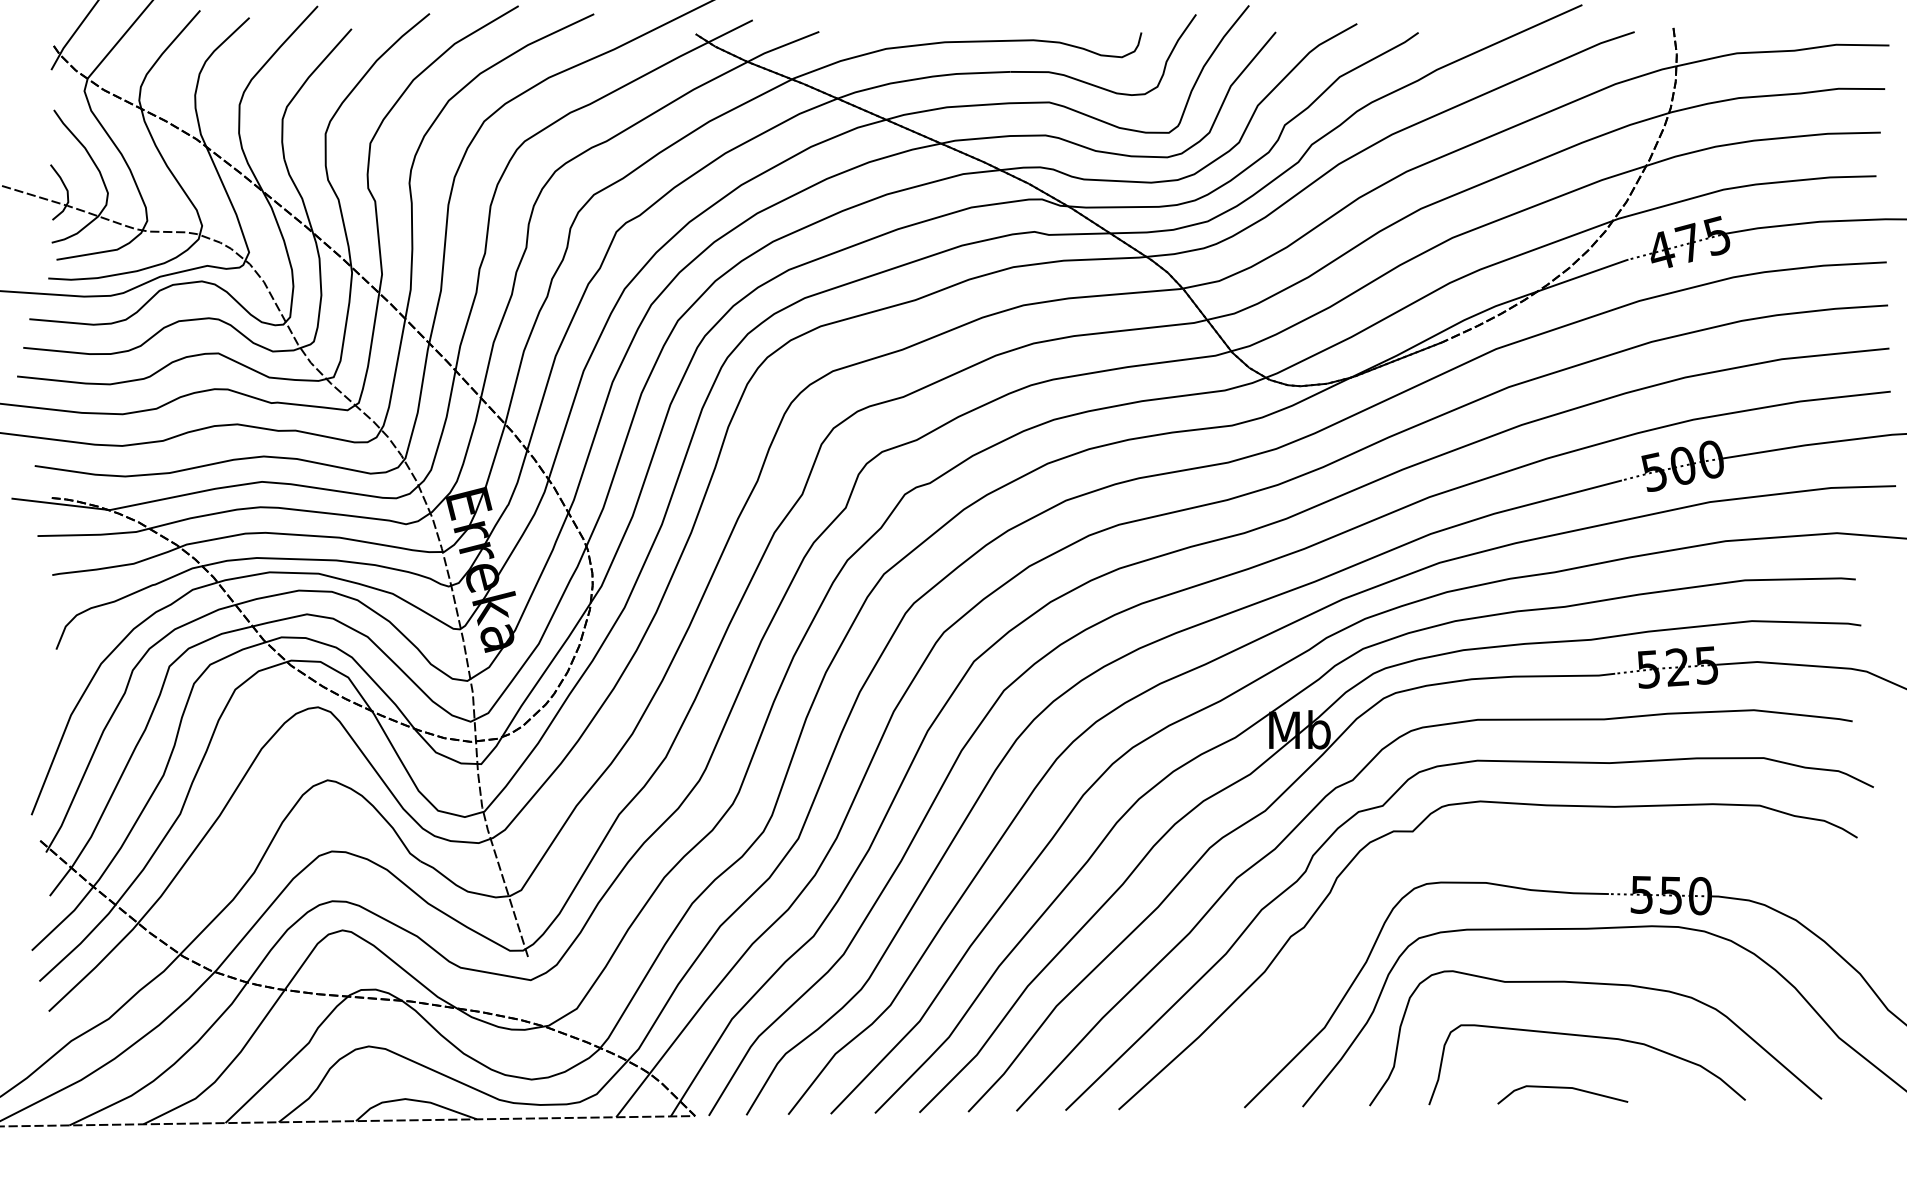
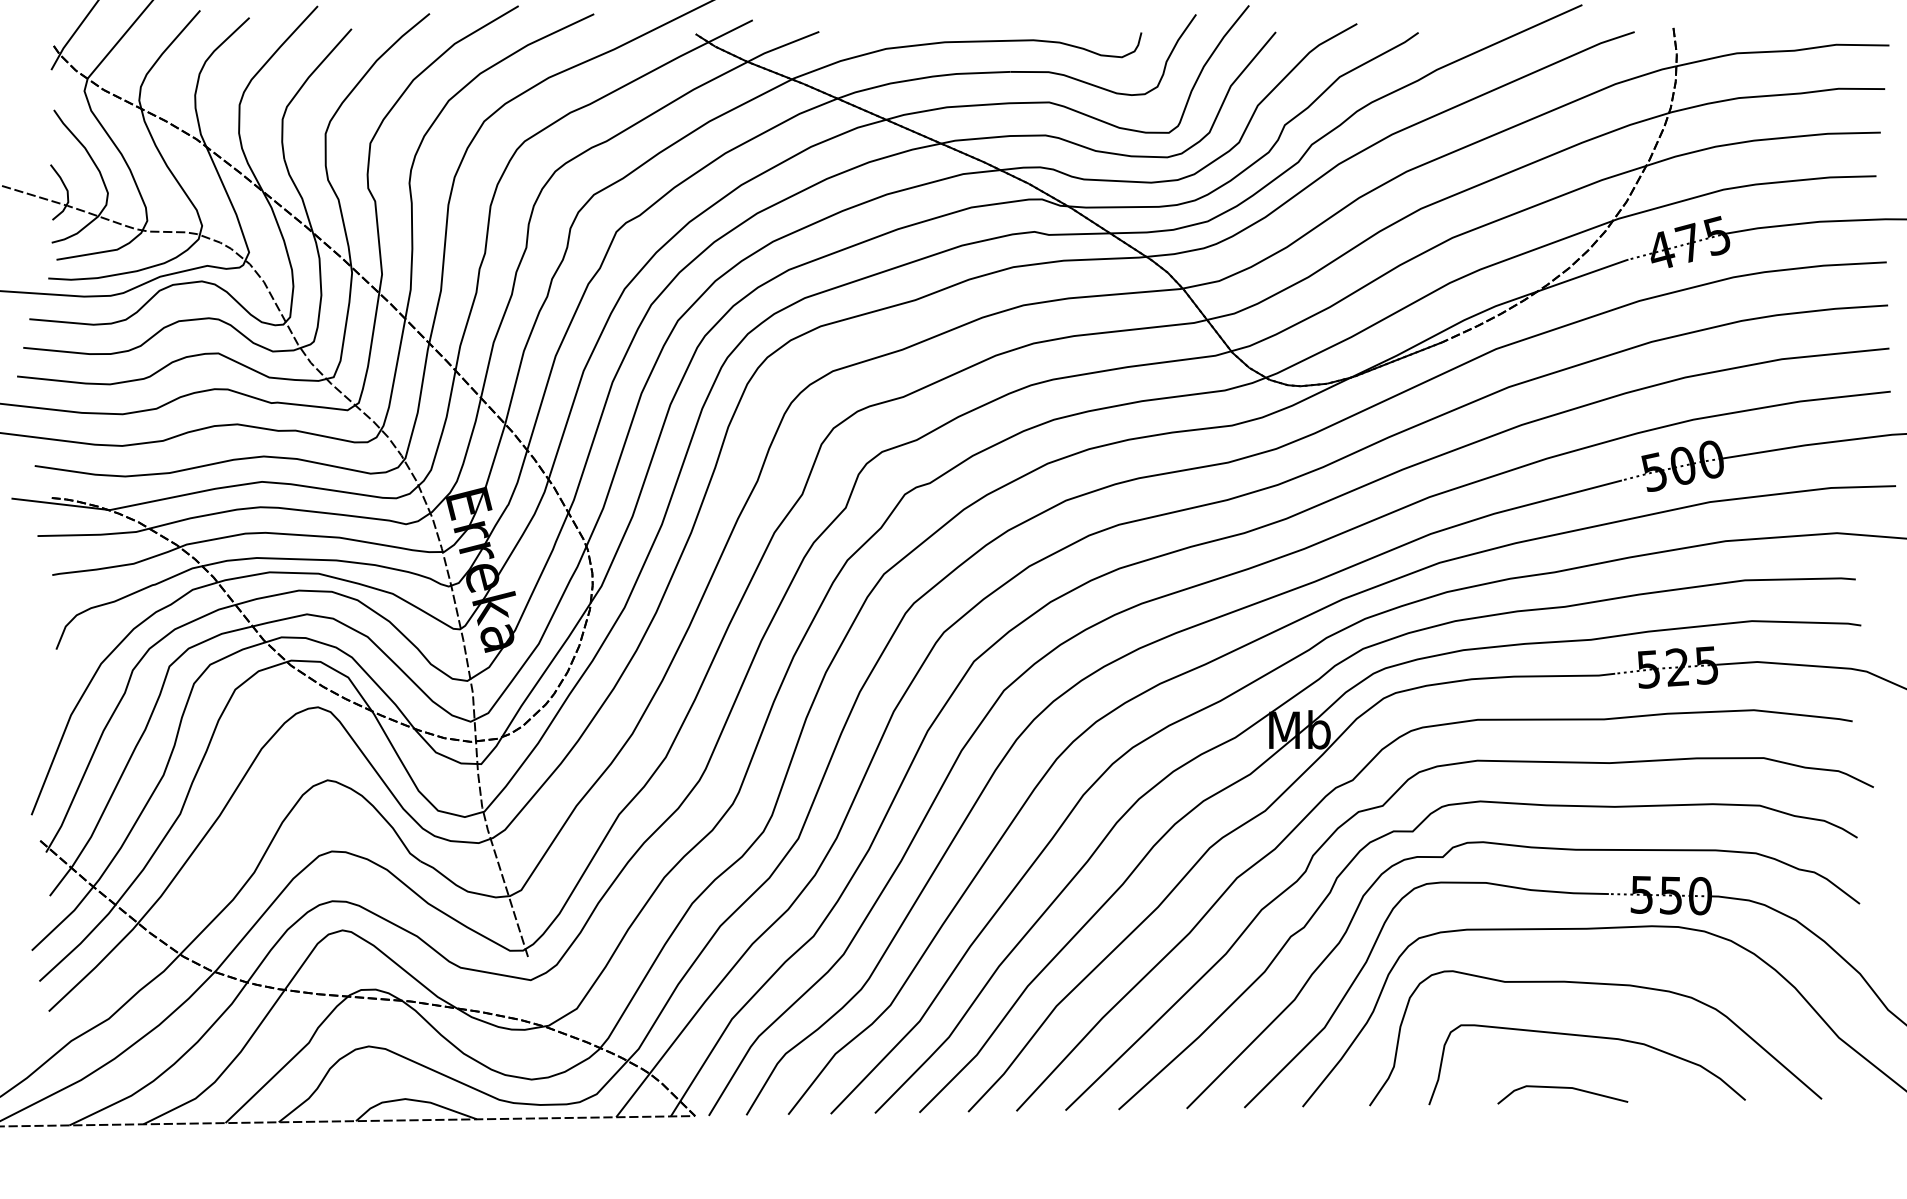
curve: none -> present (1529, 848)
